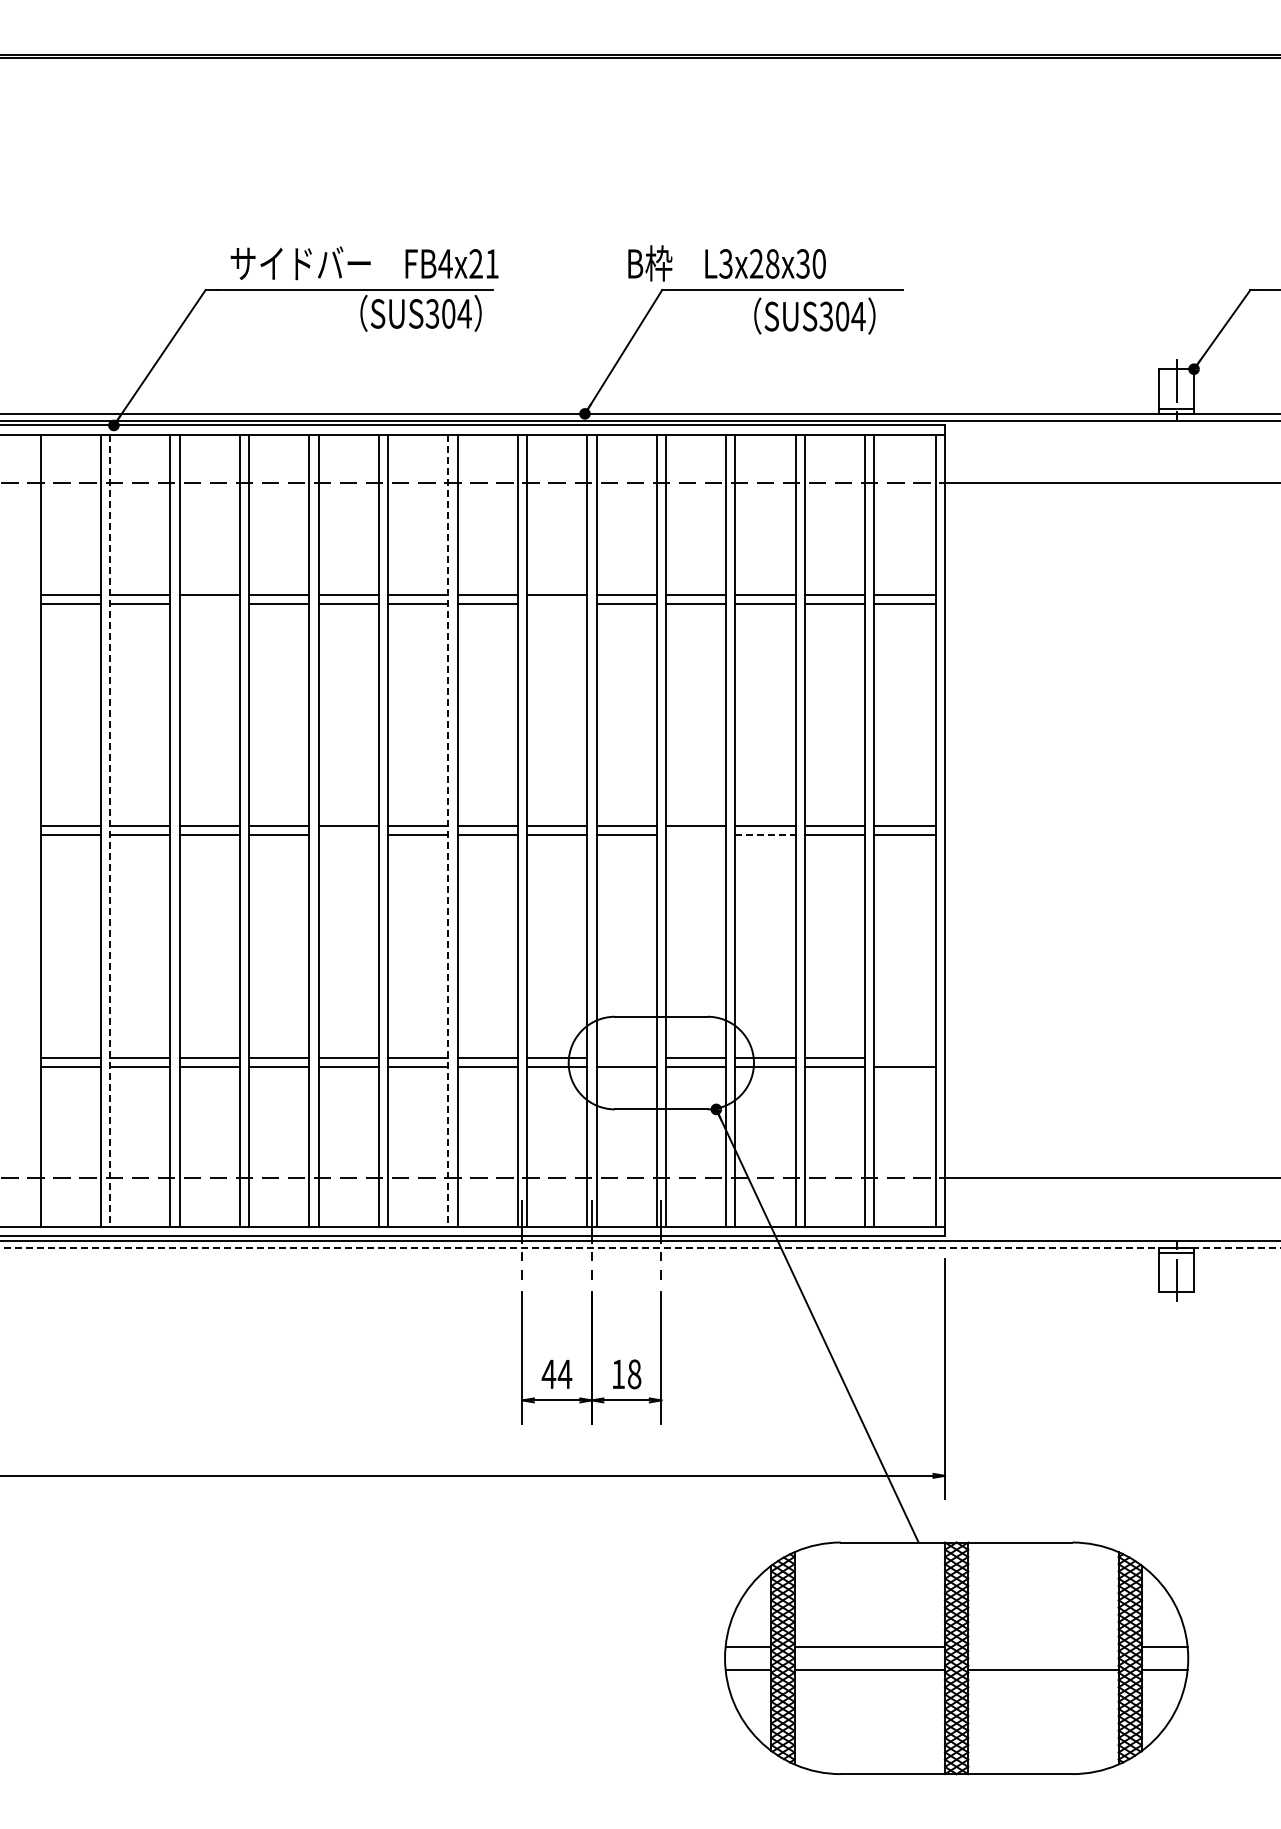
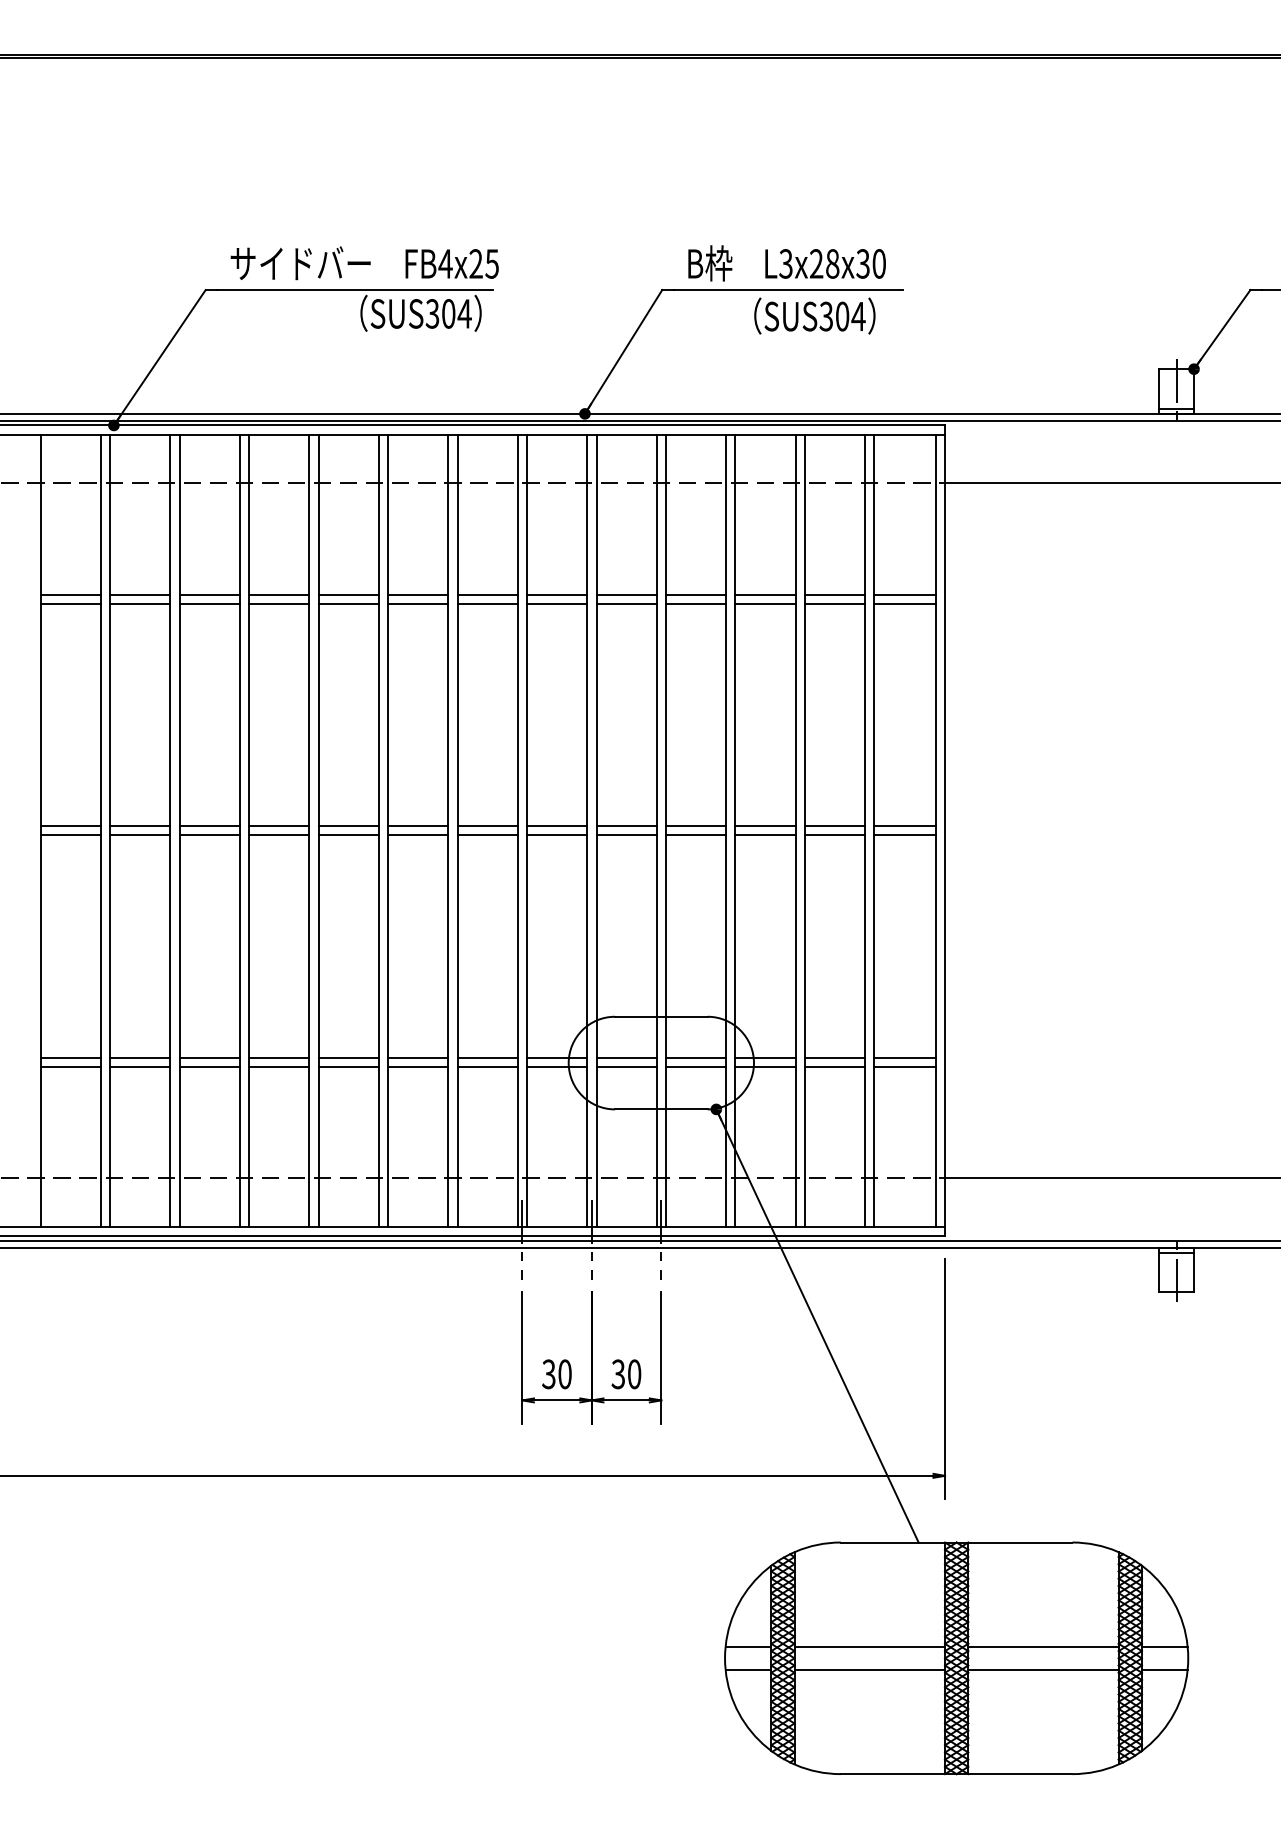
text: FB4x21 -> FB4x25 (491, 263)
text position: (726, 263) -> (786, 263) (786, 263)
line: none -> present (209, 603)
line: none -> present (557, 603)
line: dashed -> solid (110, 831)
line: dashed -> solid (448, 831)
line: none -> present (348, 835)
line: none -> present (695, 835)
line: dashed -> solid (766, 835)
line: none -> present (626, 1057)
line: none -> present (904, 1057)
line: dashed -> solid (640, 1247)
text: 44 -> 30 (556, 1374)
text: 18 -> 30 (626, 1374)
line: none -> present (1043, 1646)
